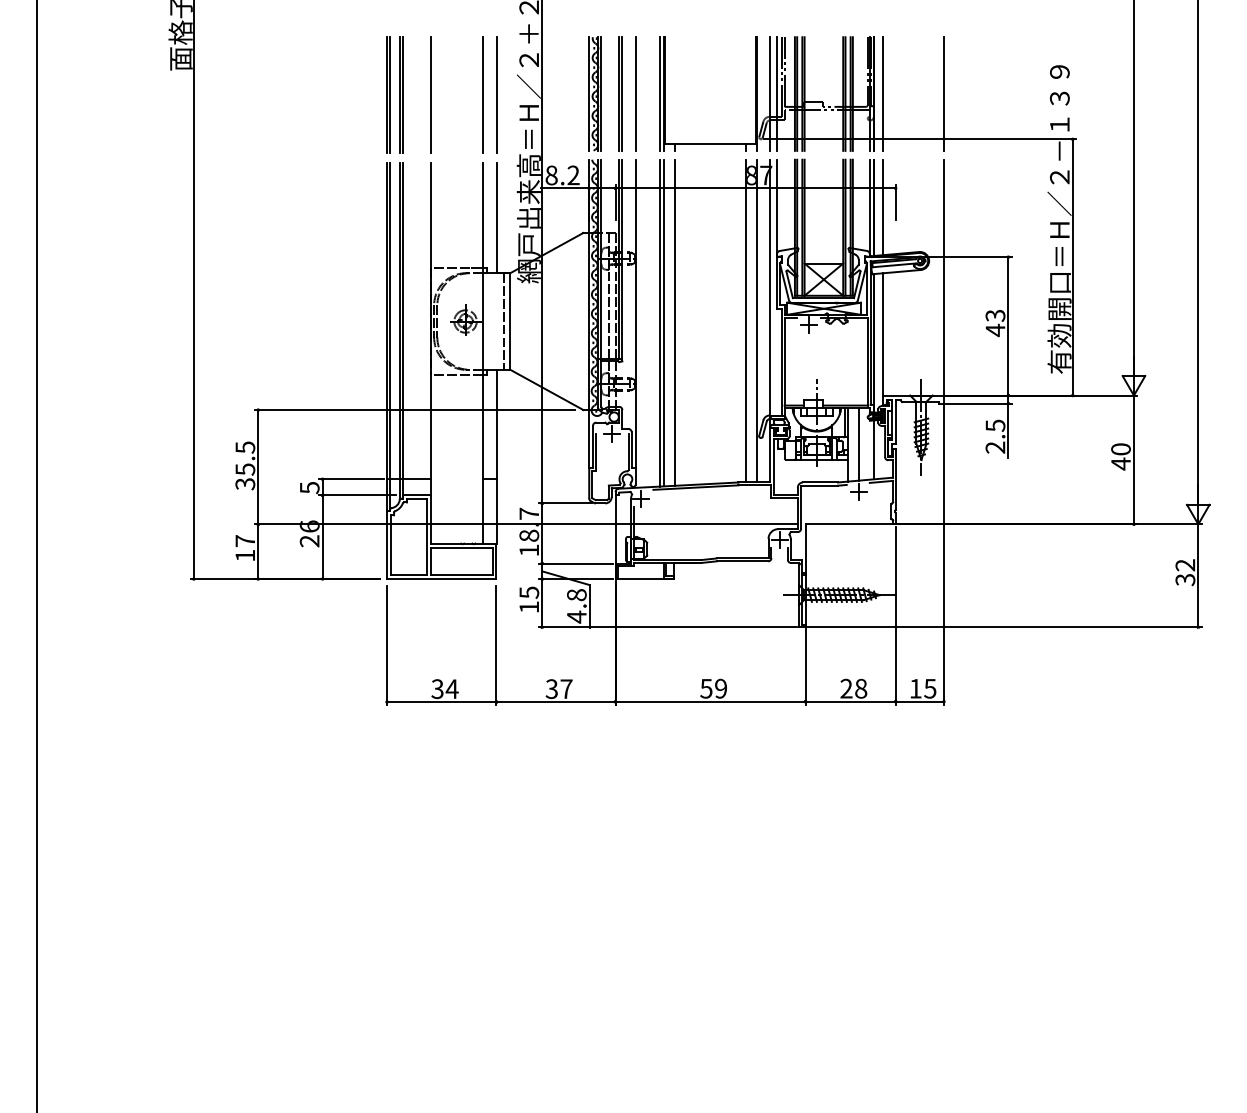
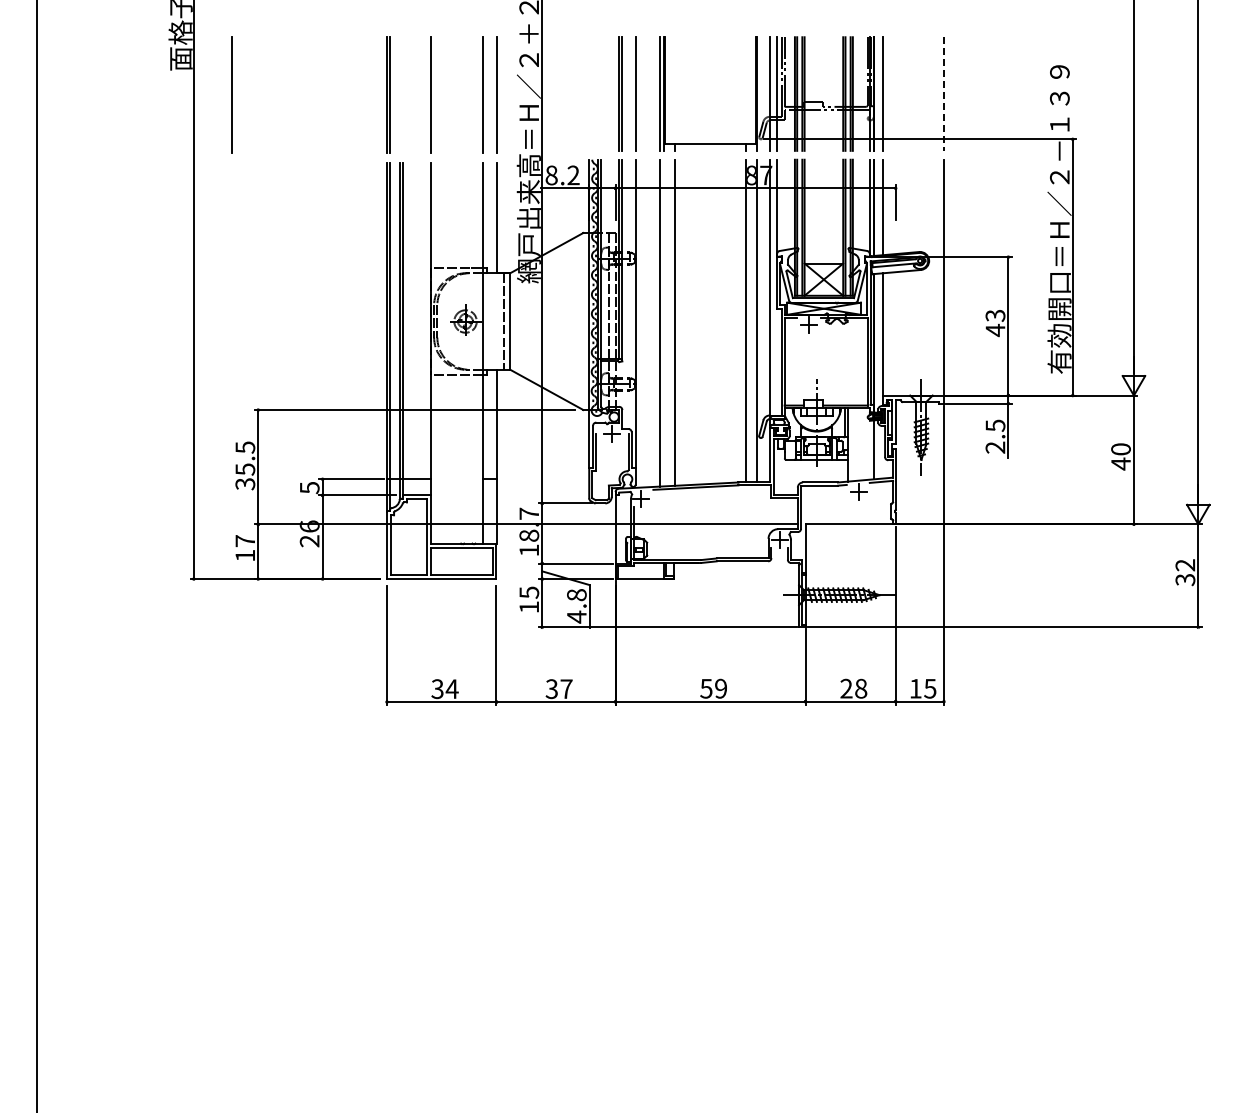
part: present -> none (594, 93)
line: none -> present (231, 94)
line: present -> none (400, 94)
line: solid -> dashed (944, 94)
line: present -> none (664, 322)
line: present -> none (859, 444)
